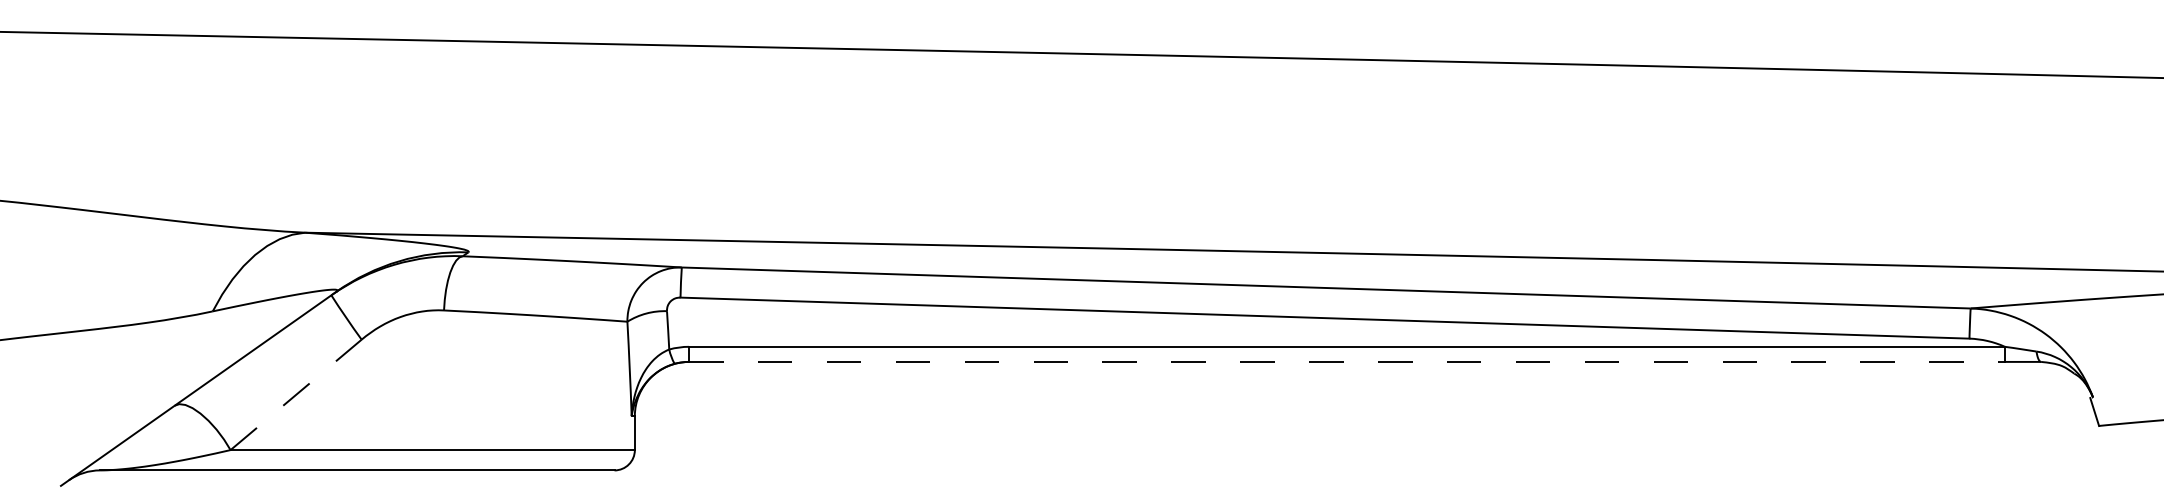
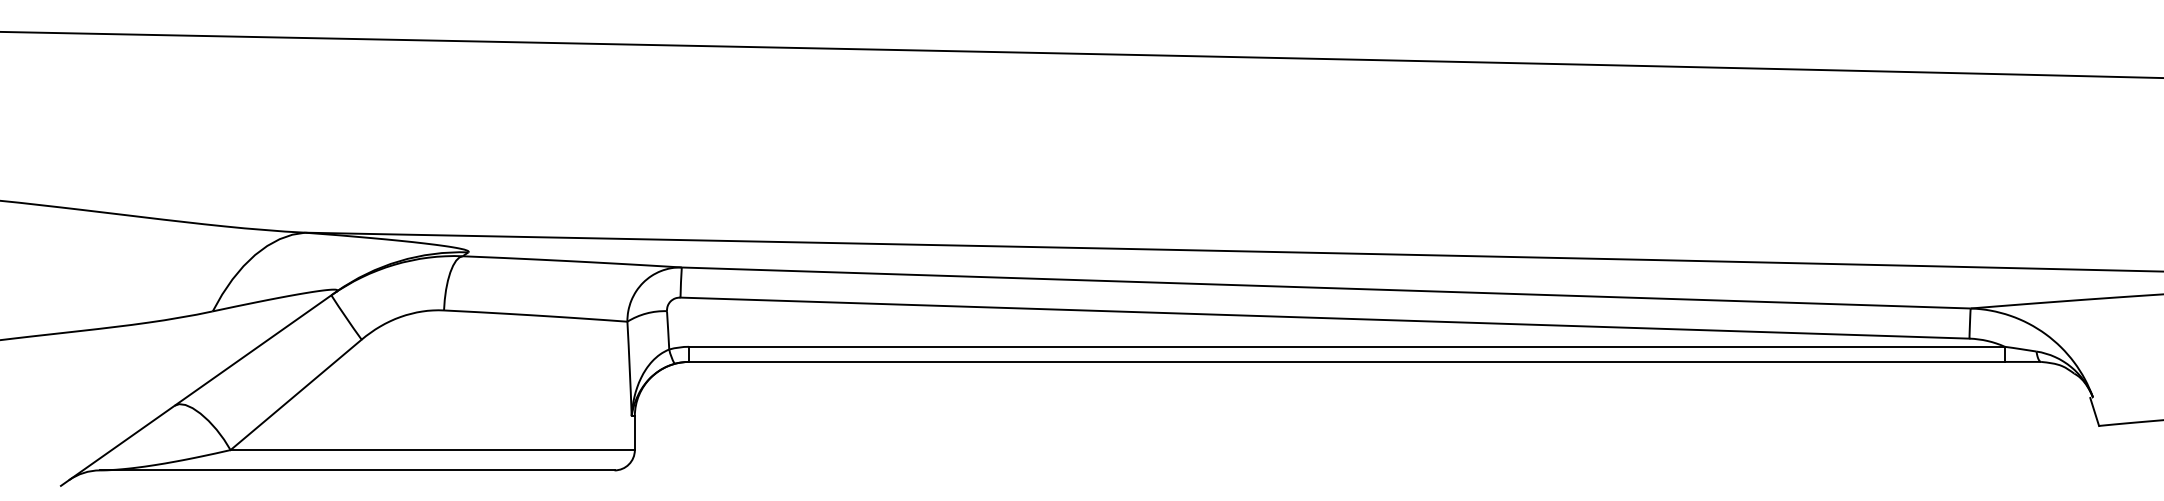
line: dashed -> solid (1347, 361)
line: dashed -> solid (296, 394)
